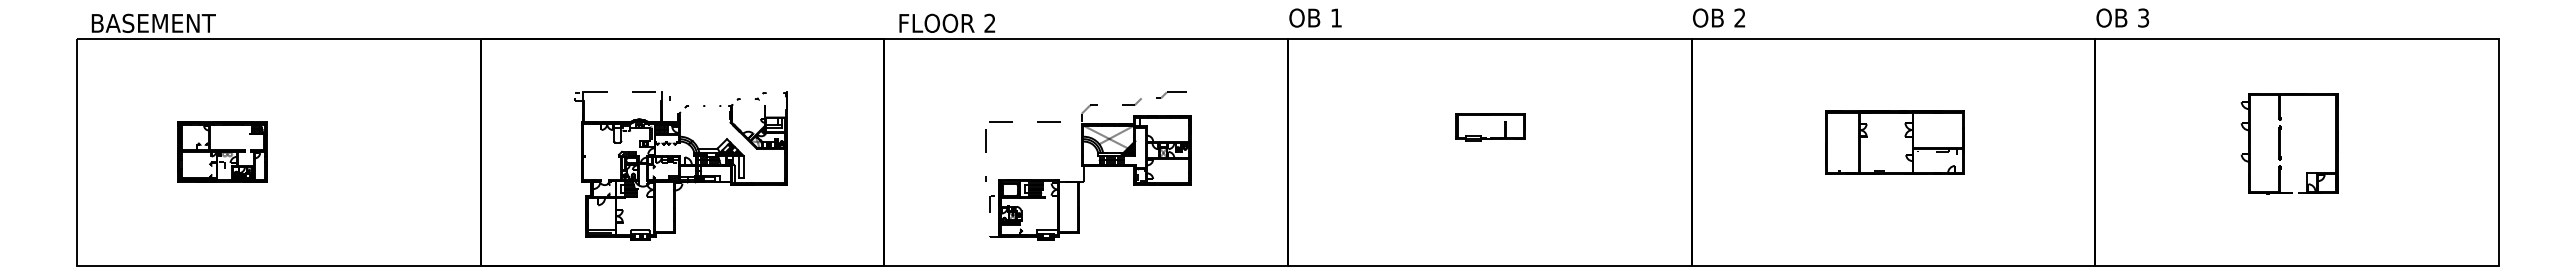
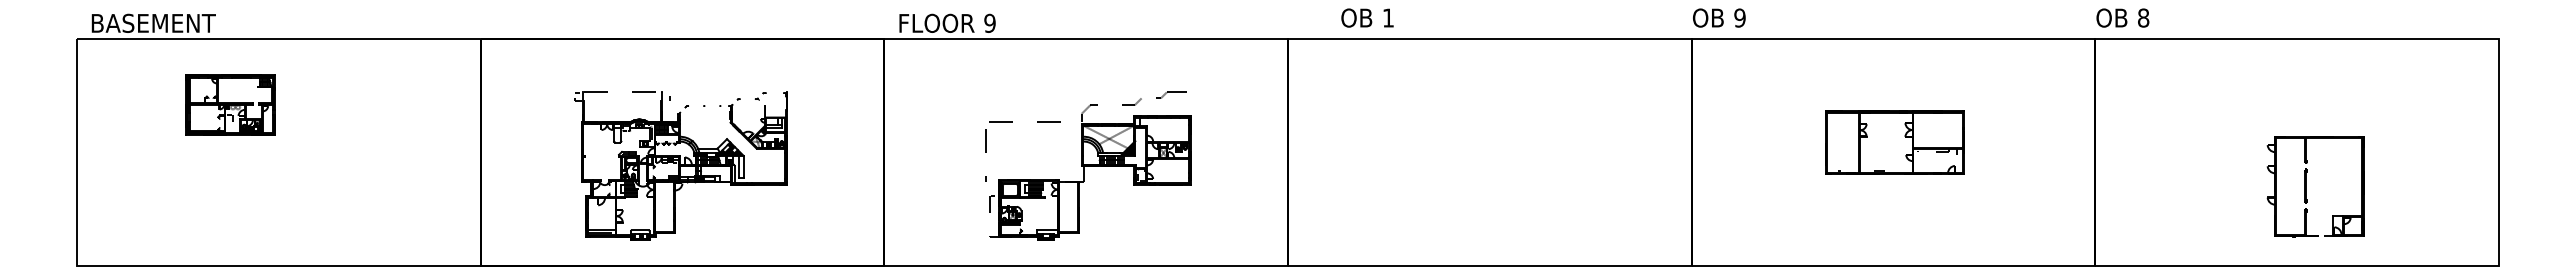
text position: (1315, 17) -> (1367, 17) (1367, 17)
text: 2 -> 9 (1739, 17)
text: 3 -> 8 (2143, 17)
text: 2 -> 9 (989, 22)
part: present -> none (1490, 127)
part position: (2280, 143) -> (2306, 186) (2306, 186)
part position: (222, 151) -> (230, 104) (230, 104)
